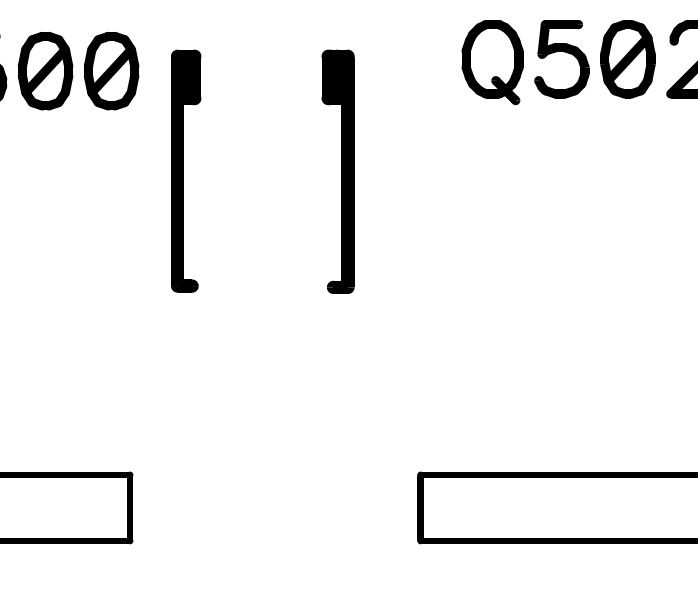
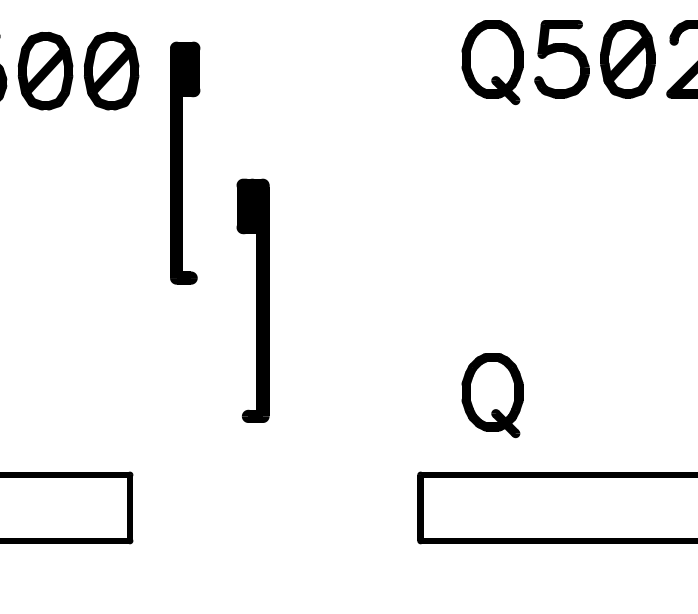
part position: (186, 170) -> (185, 162) (185, 162)
part position: (337, 171) -> (252, 300) (252, 300)
part: none -> present (492, 395)
